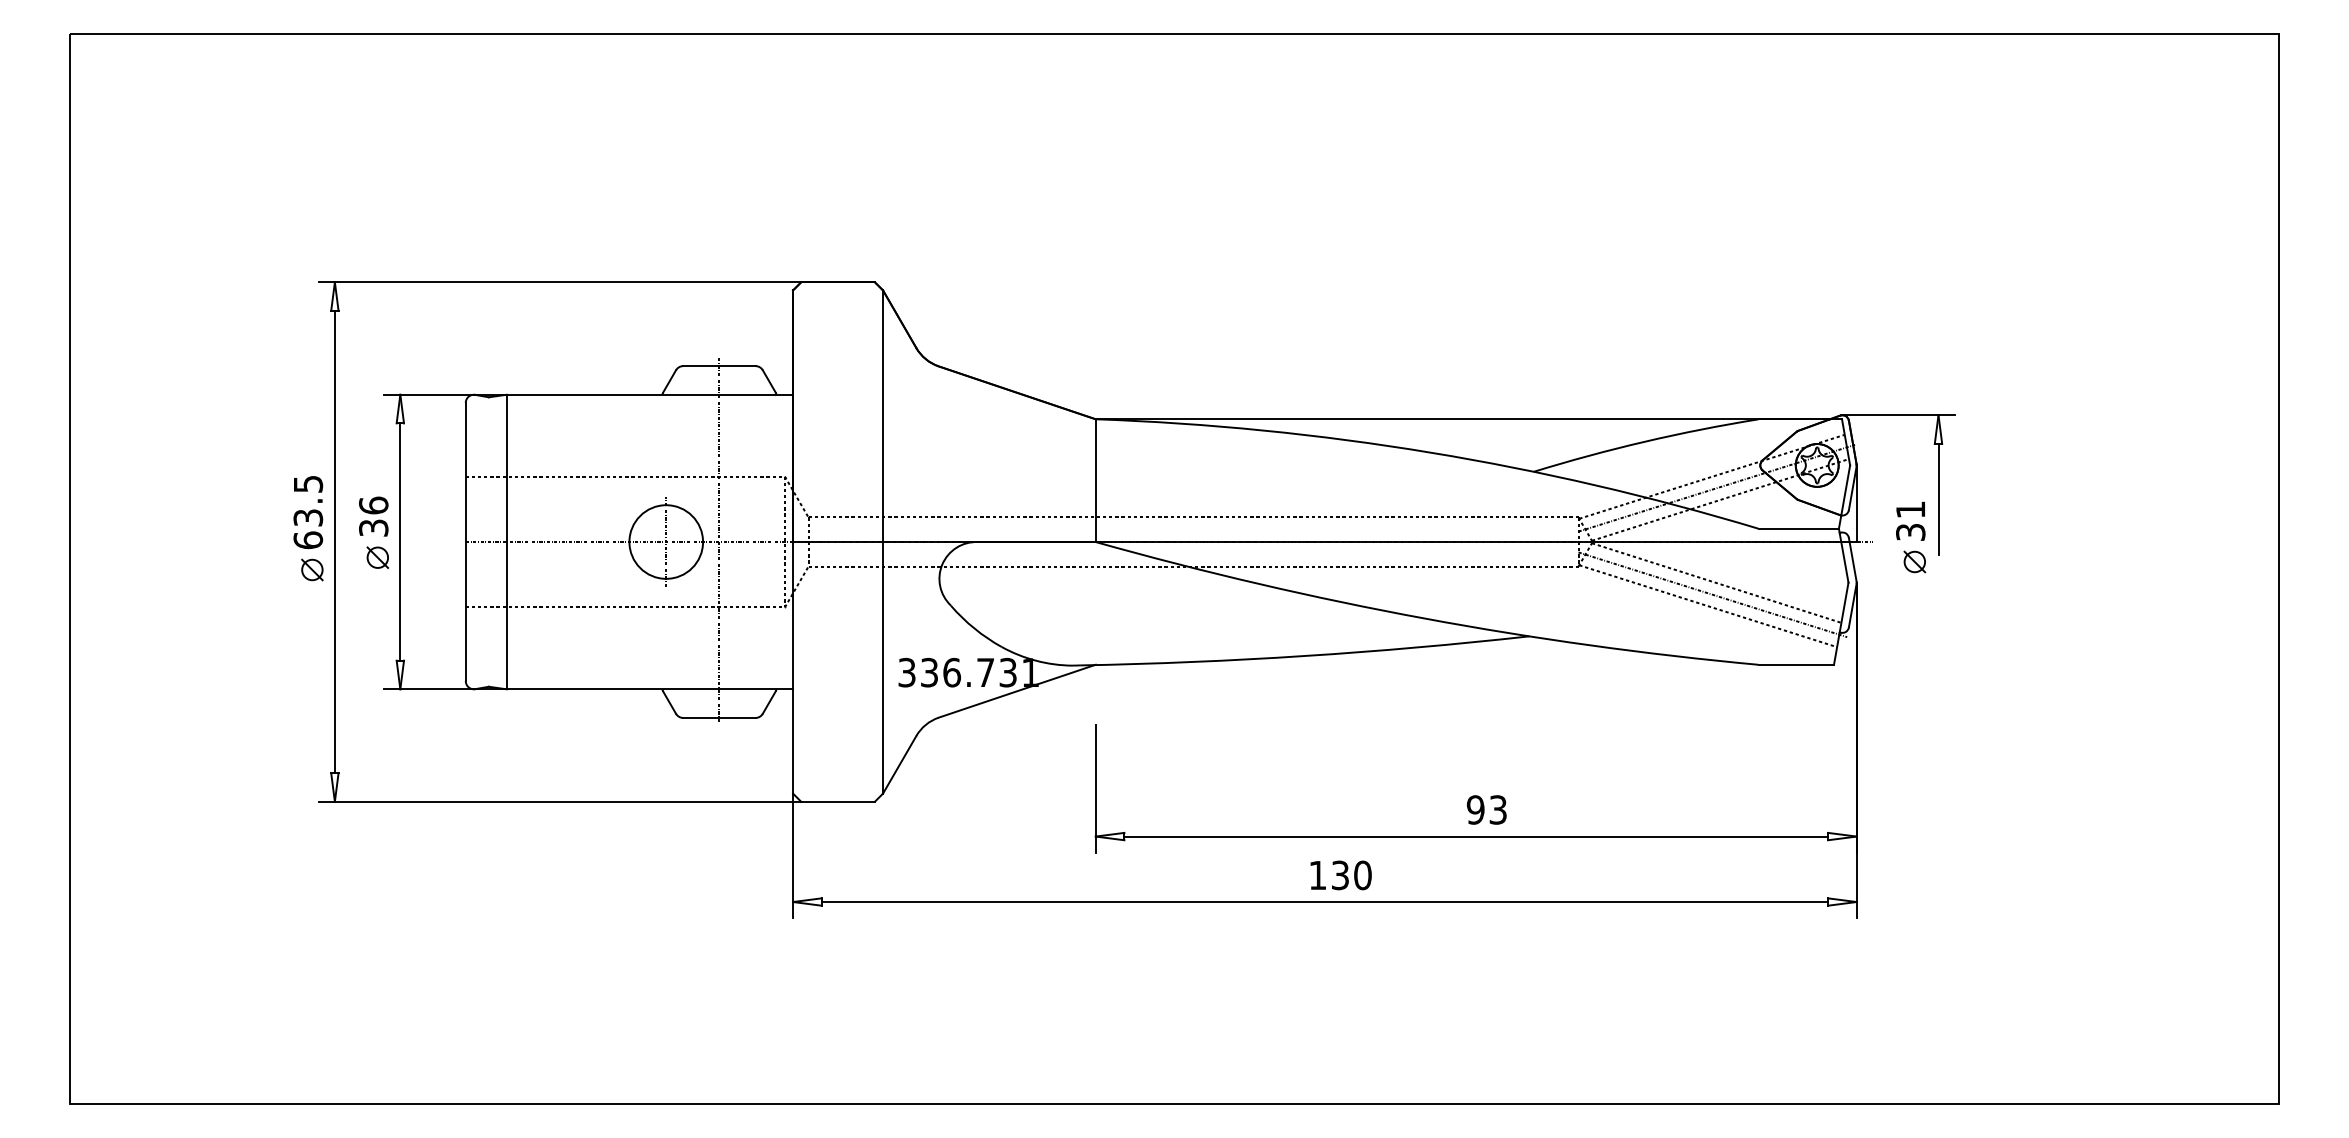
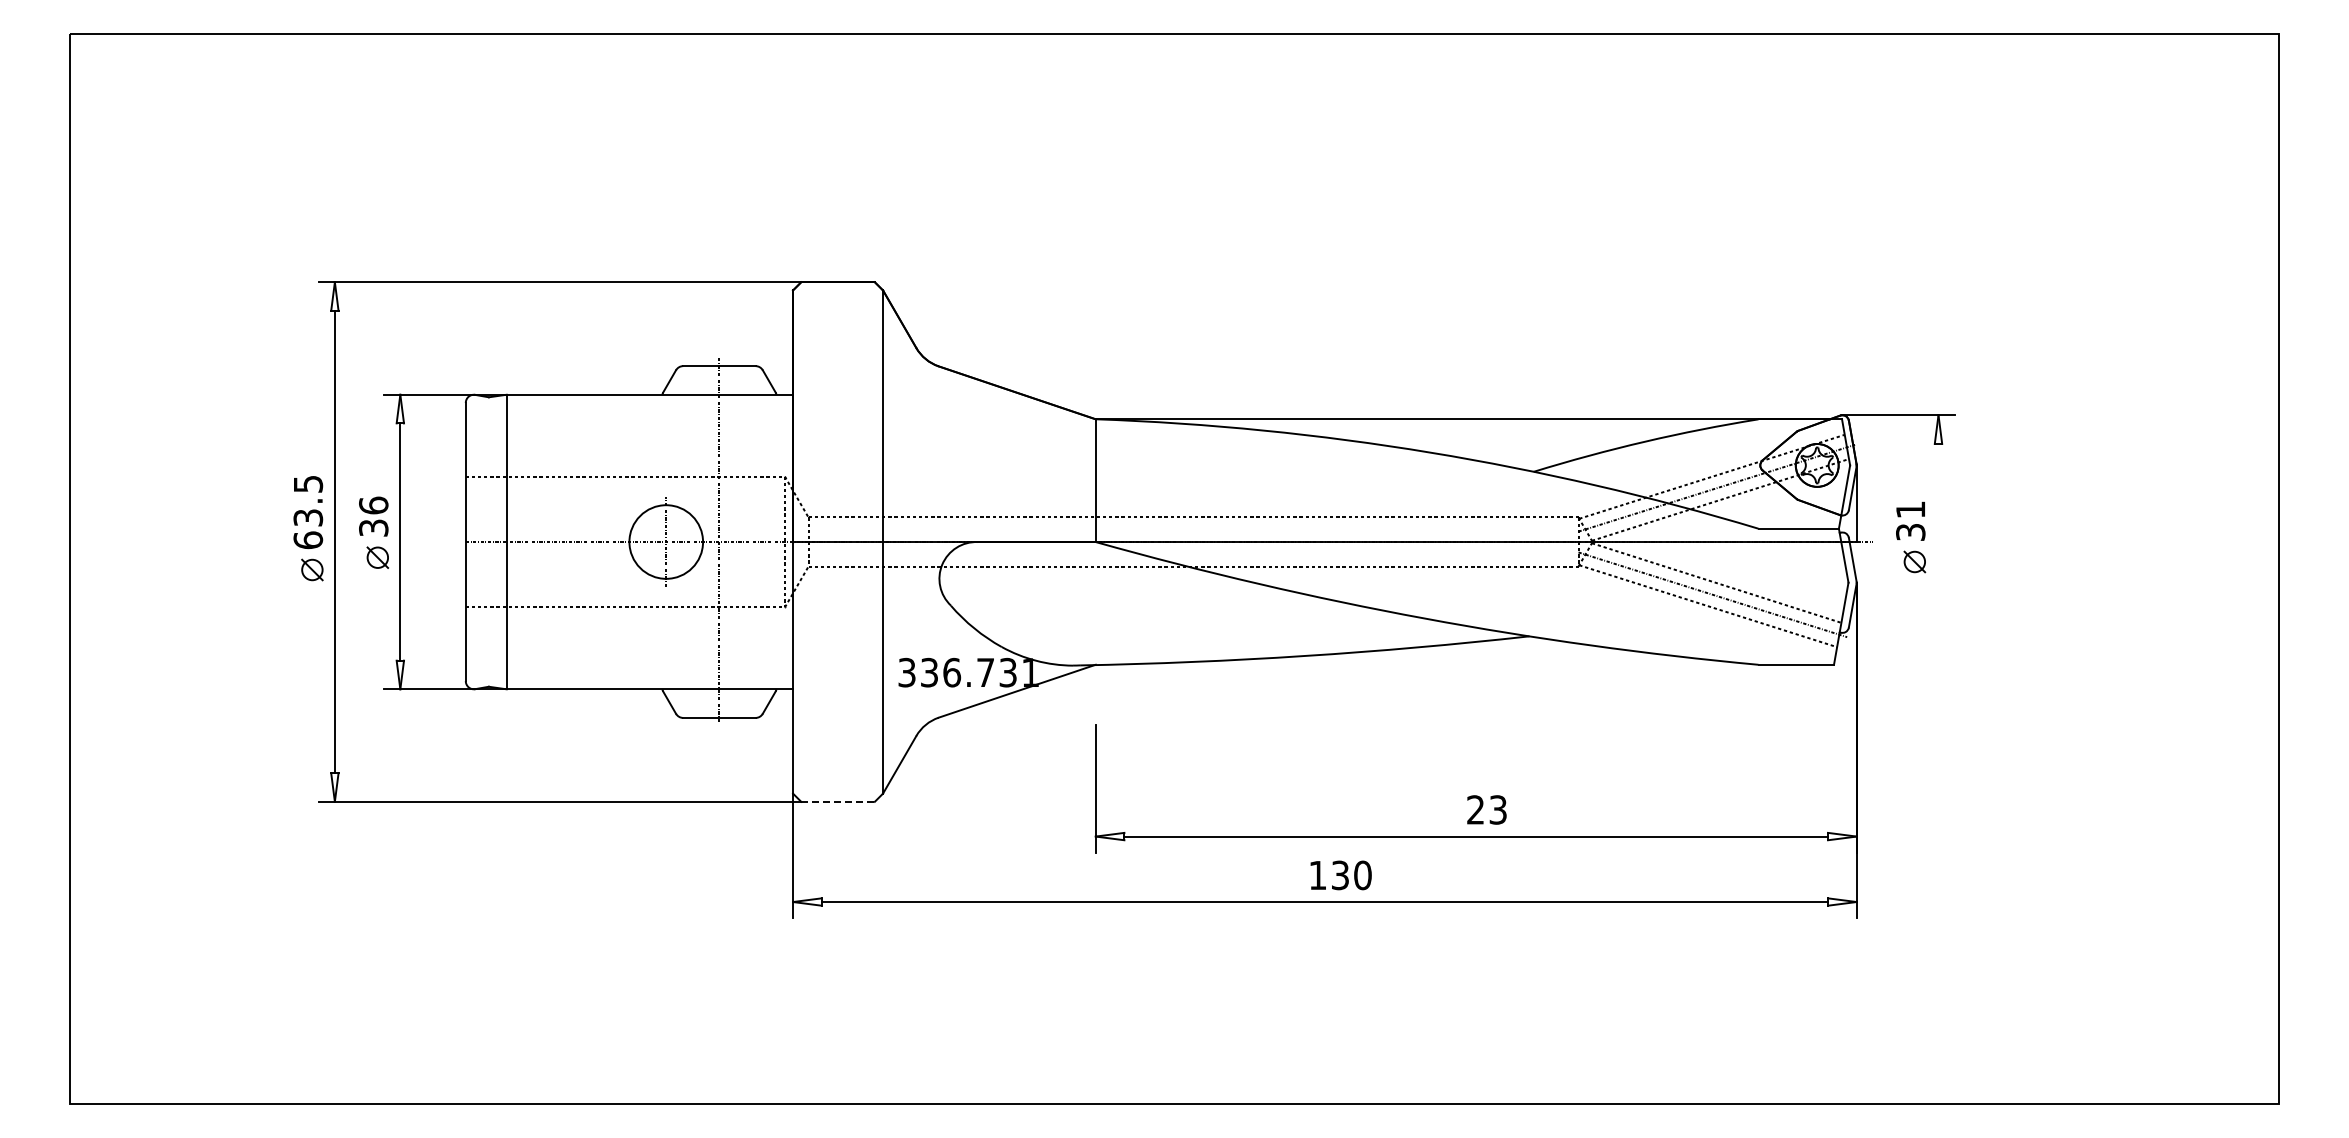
line: present -> none (1938, 498)
line: solid -> dashed (838, 801)
text: 93 -> 23 (1475, 809)
